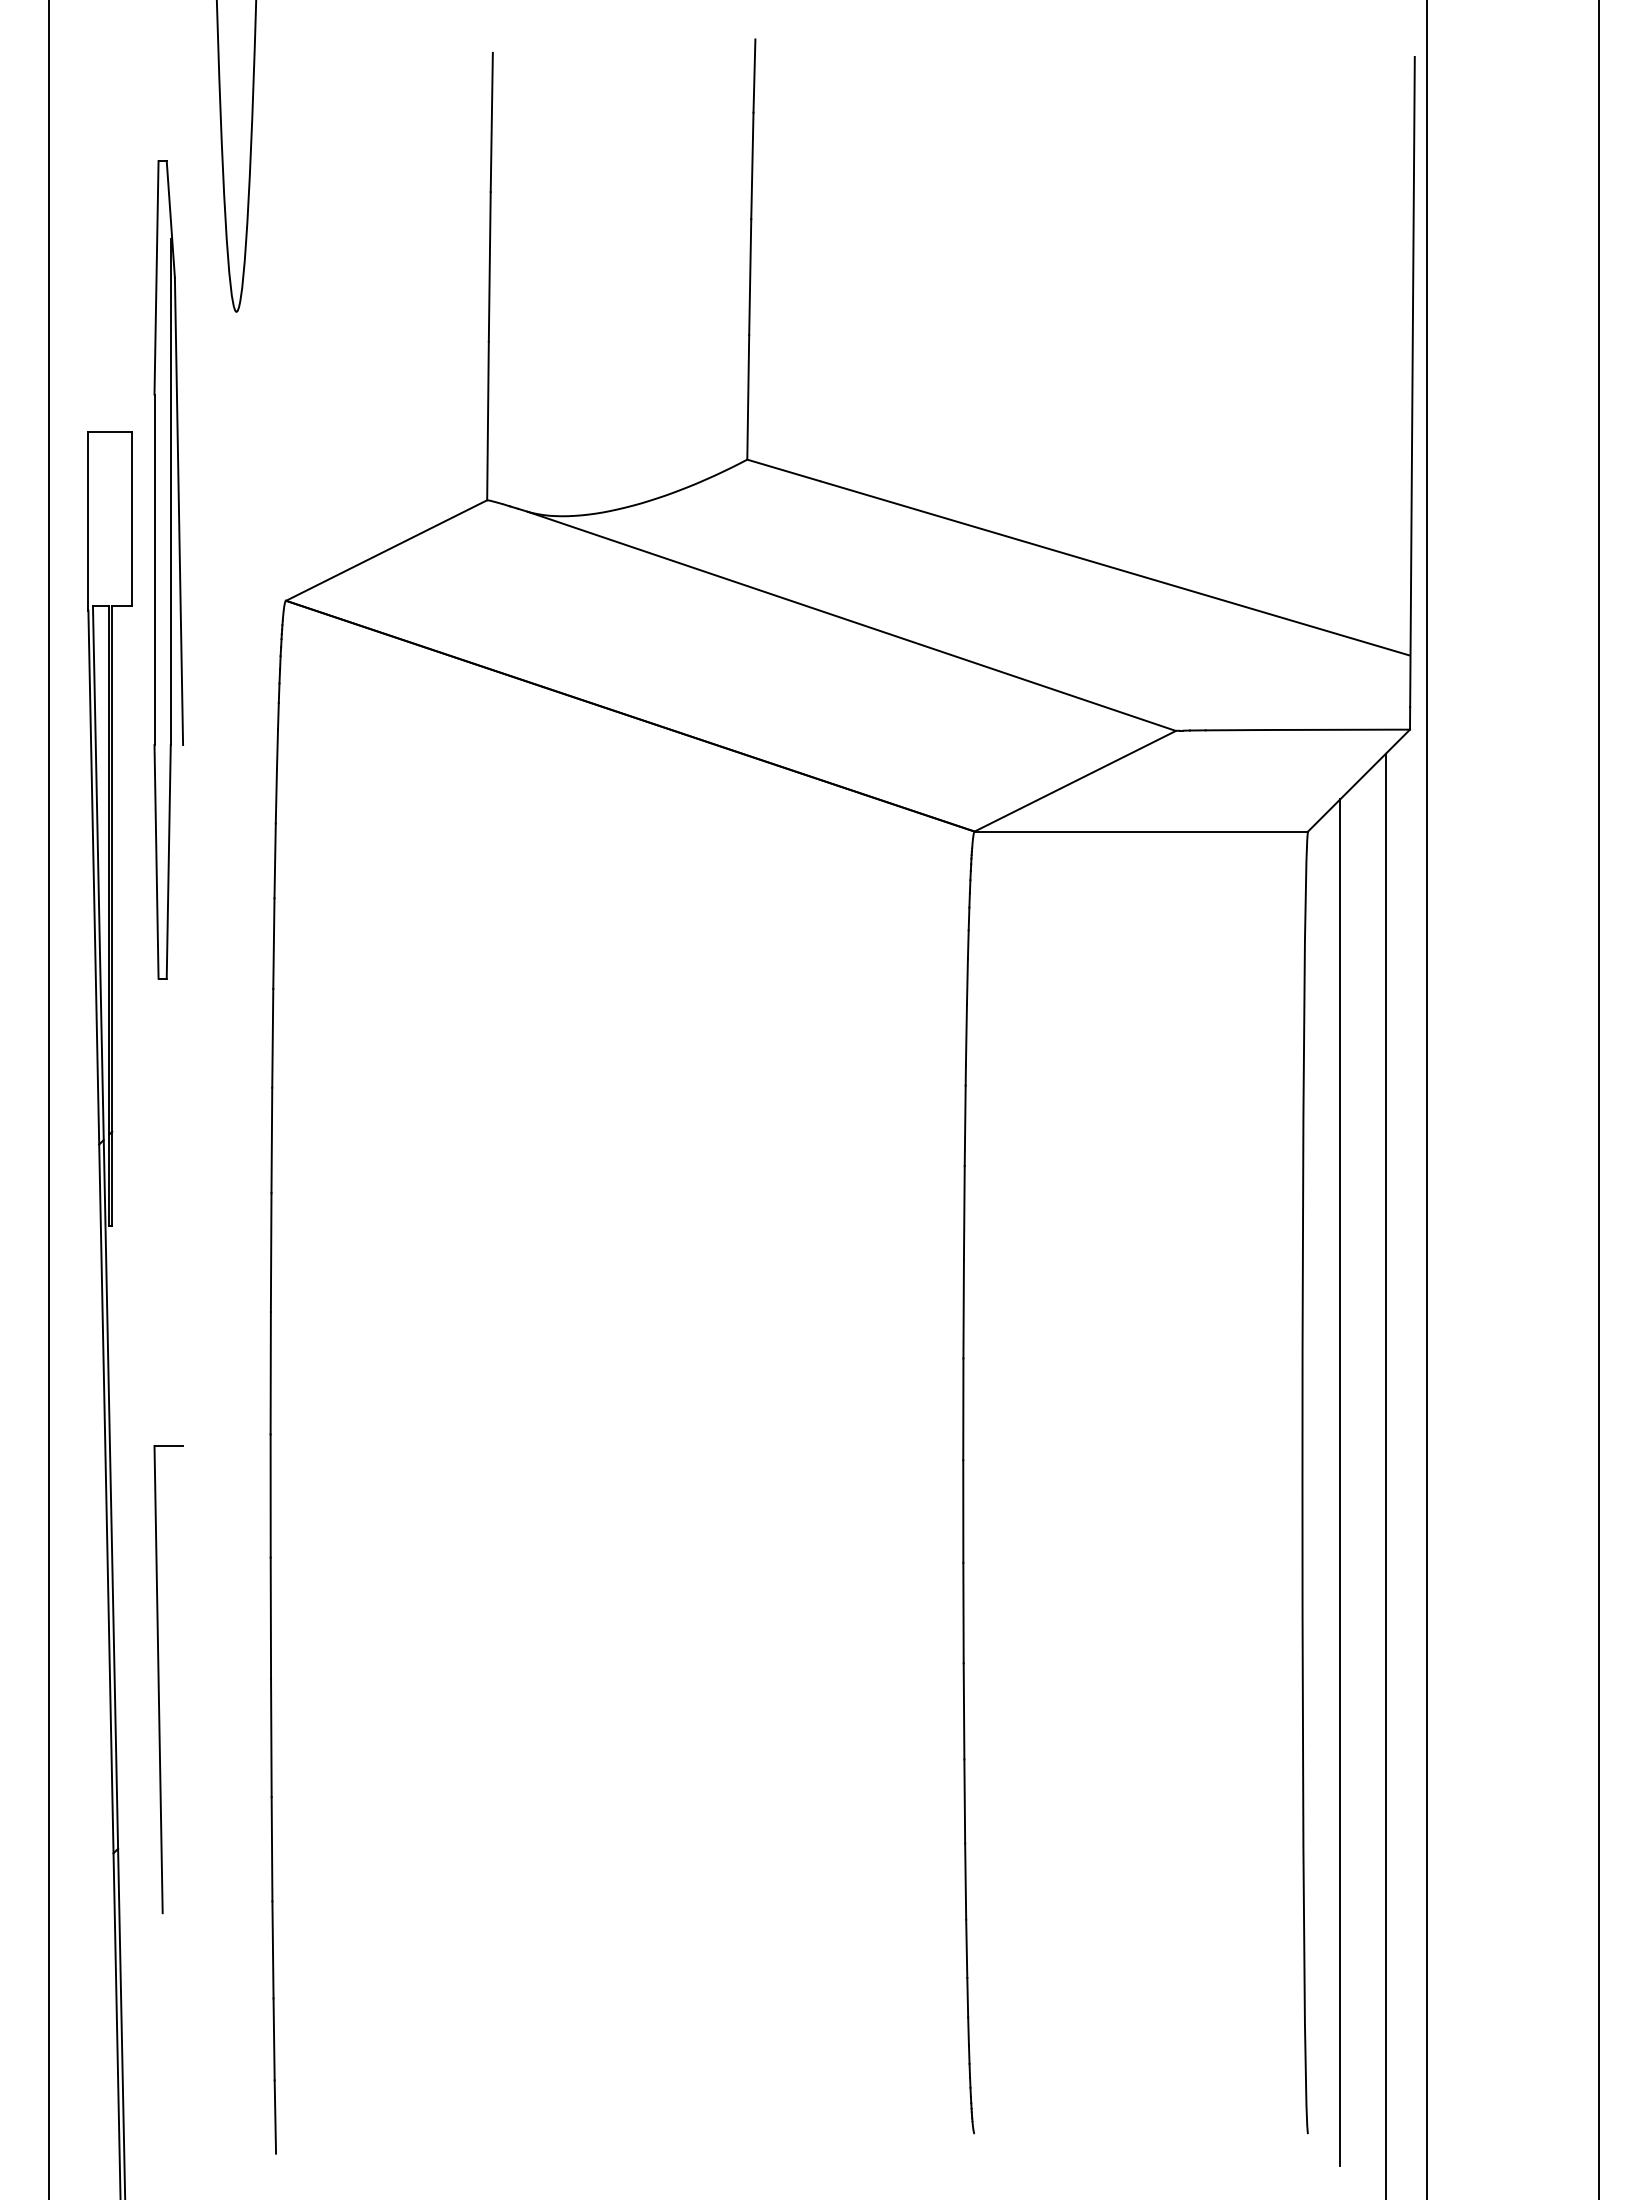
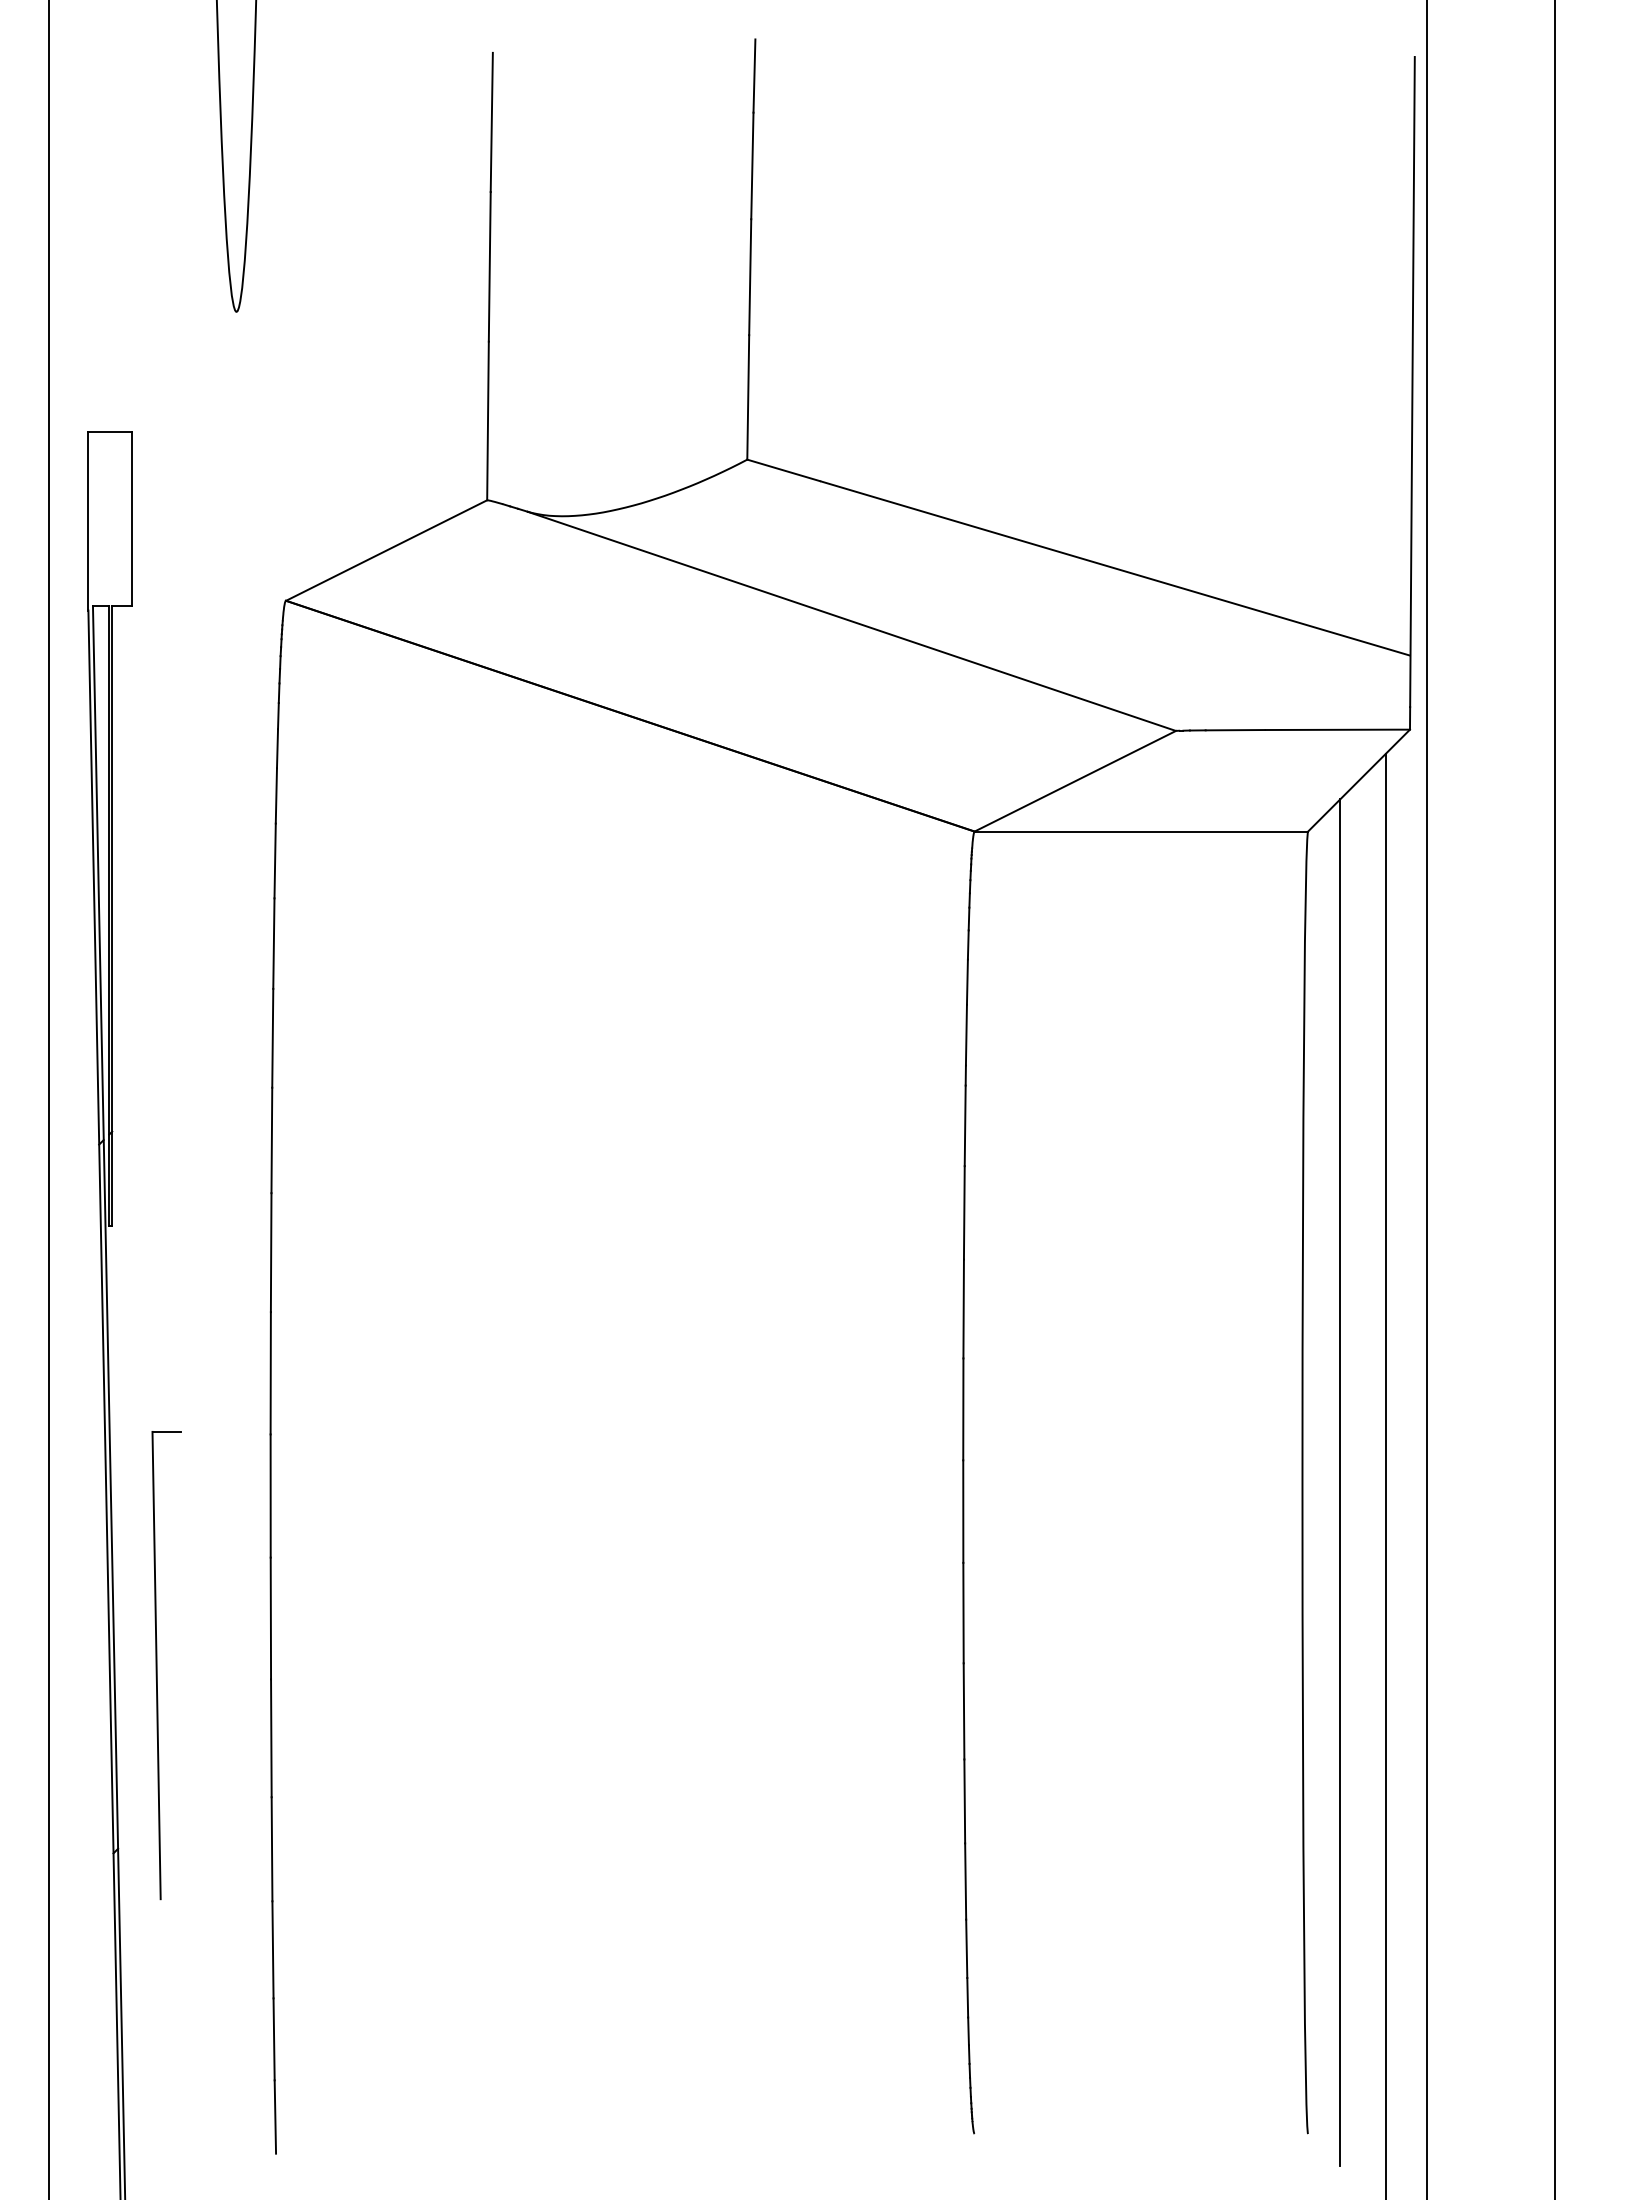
part: present -> none (168, 569)
line position: (1598, 1099) -> (1554, 1099) (1554, 1099)
part position: (159, 1679) -> (157, 1665) (157, 1665)
